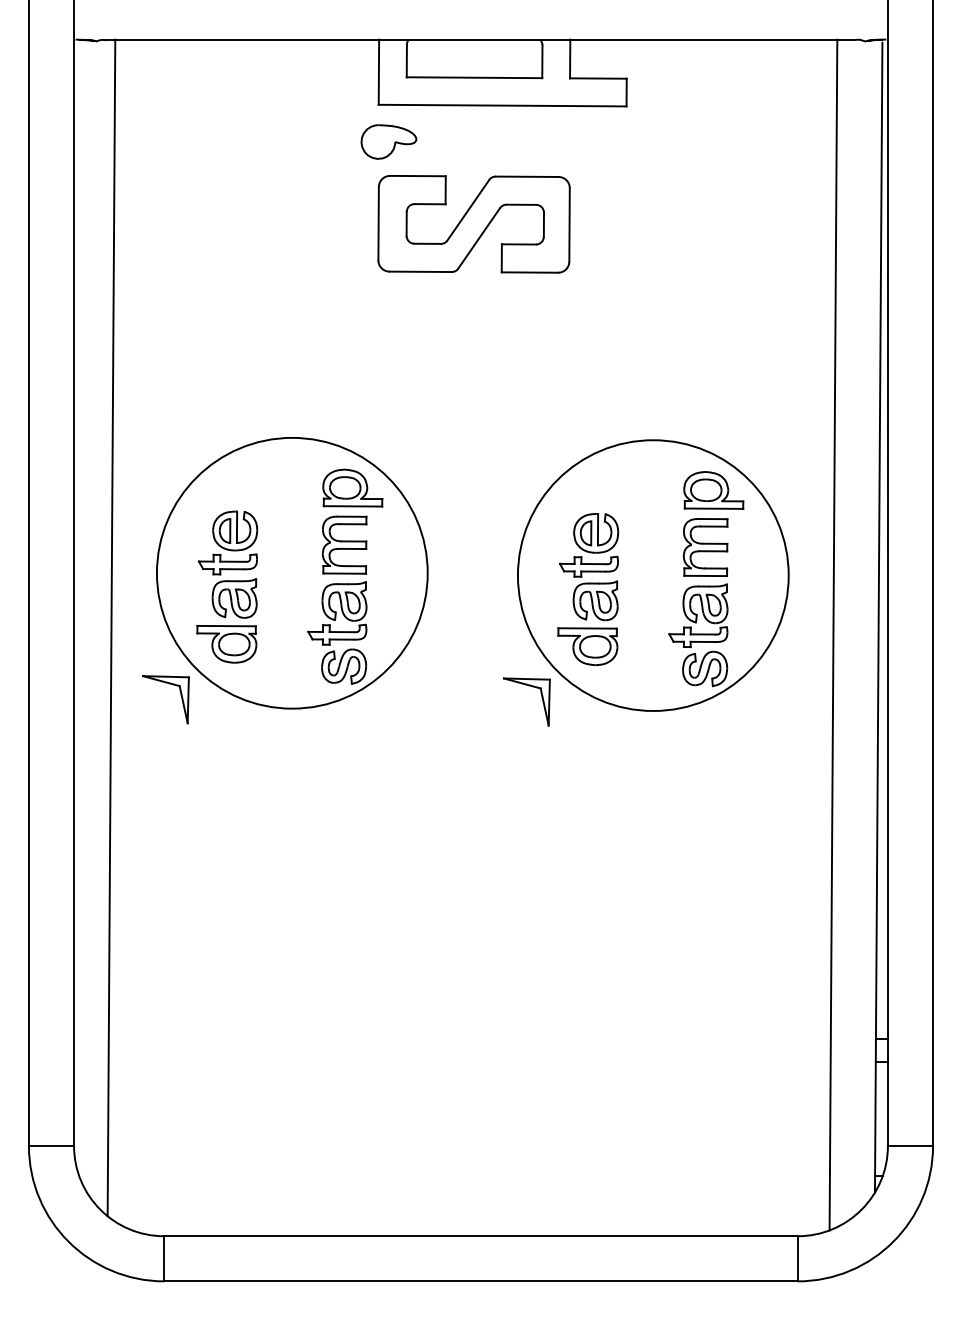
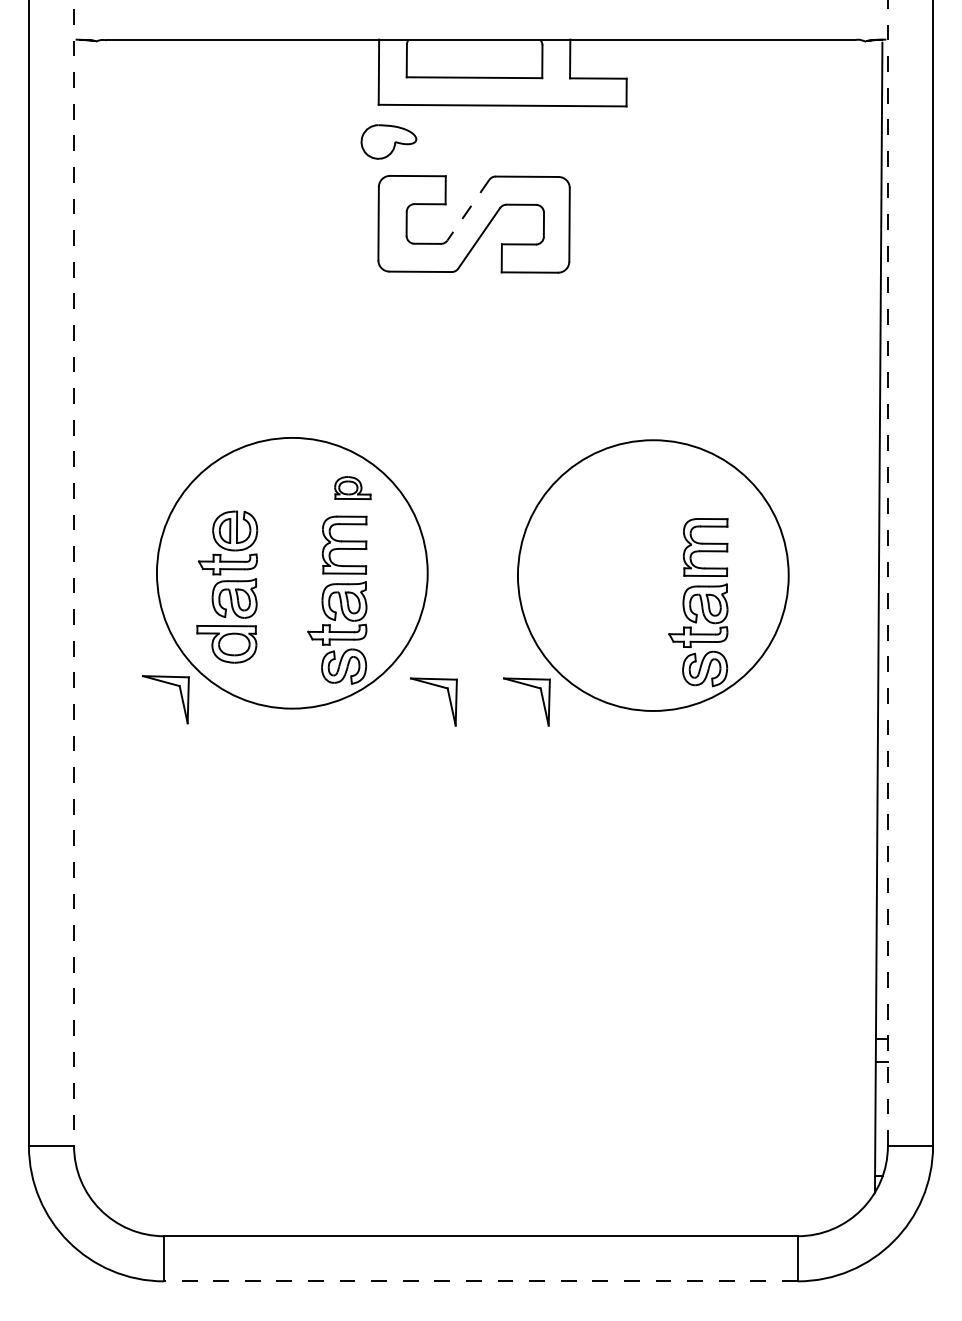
line: solid -> dashed (468, 210)
part size: 62x40 px -> 38x25 px (352, 488)
part: present -> none (713, 490)
line: solid -> dashed (74, 573)
line: solid -> dashed (887, 573)
part: present -> none (588, 589)
line: present -> none (111, 627)
line: present -> none (833, 634)
part: none -> present (435, 686)
line: solid -> dashed (480, 1281)
